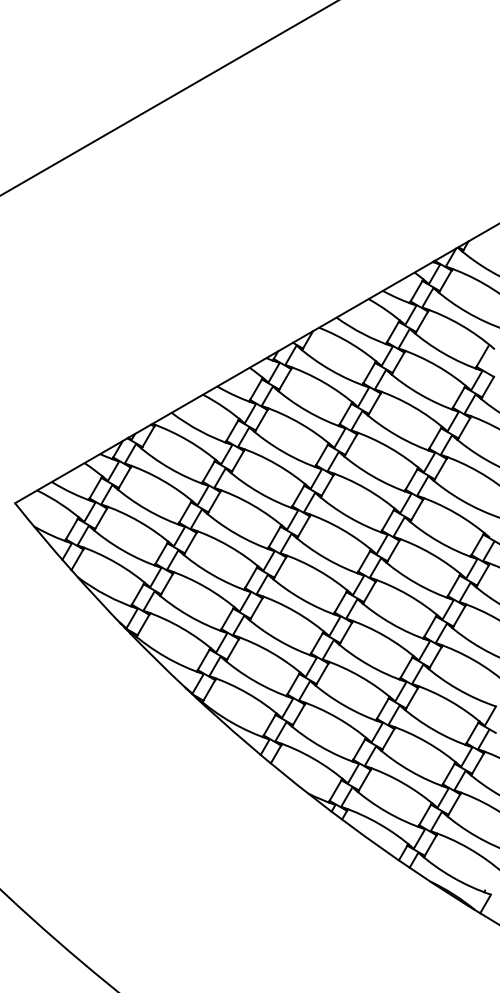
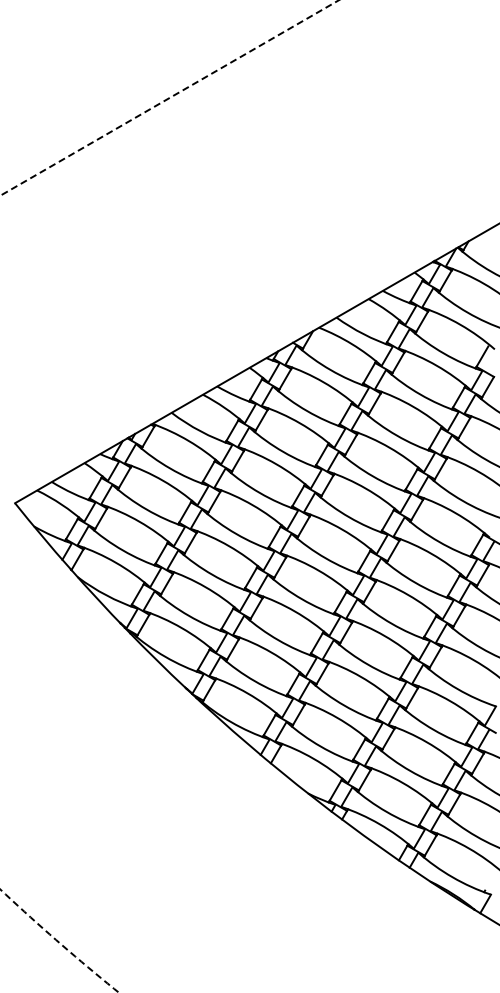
line: solid -> dashed (169, 98)
arc: solid -> dashed (58, 942)
